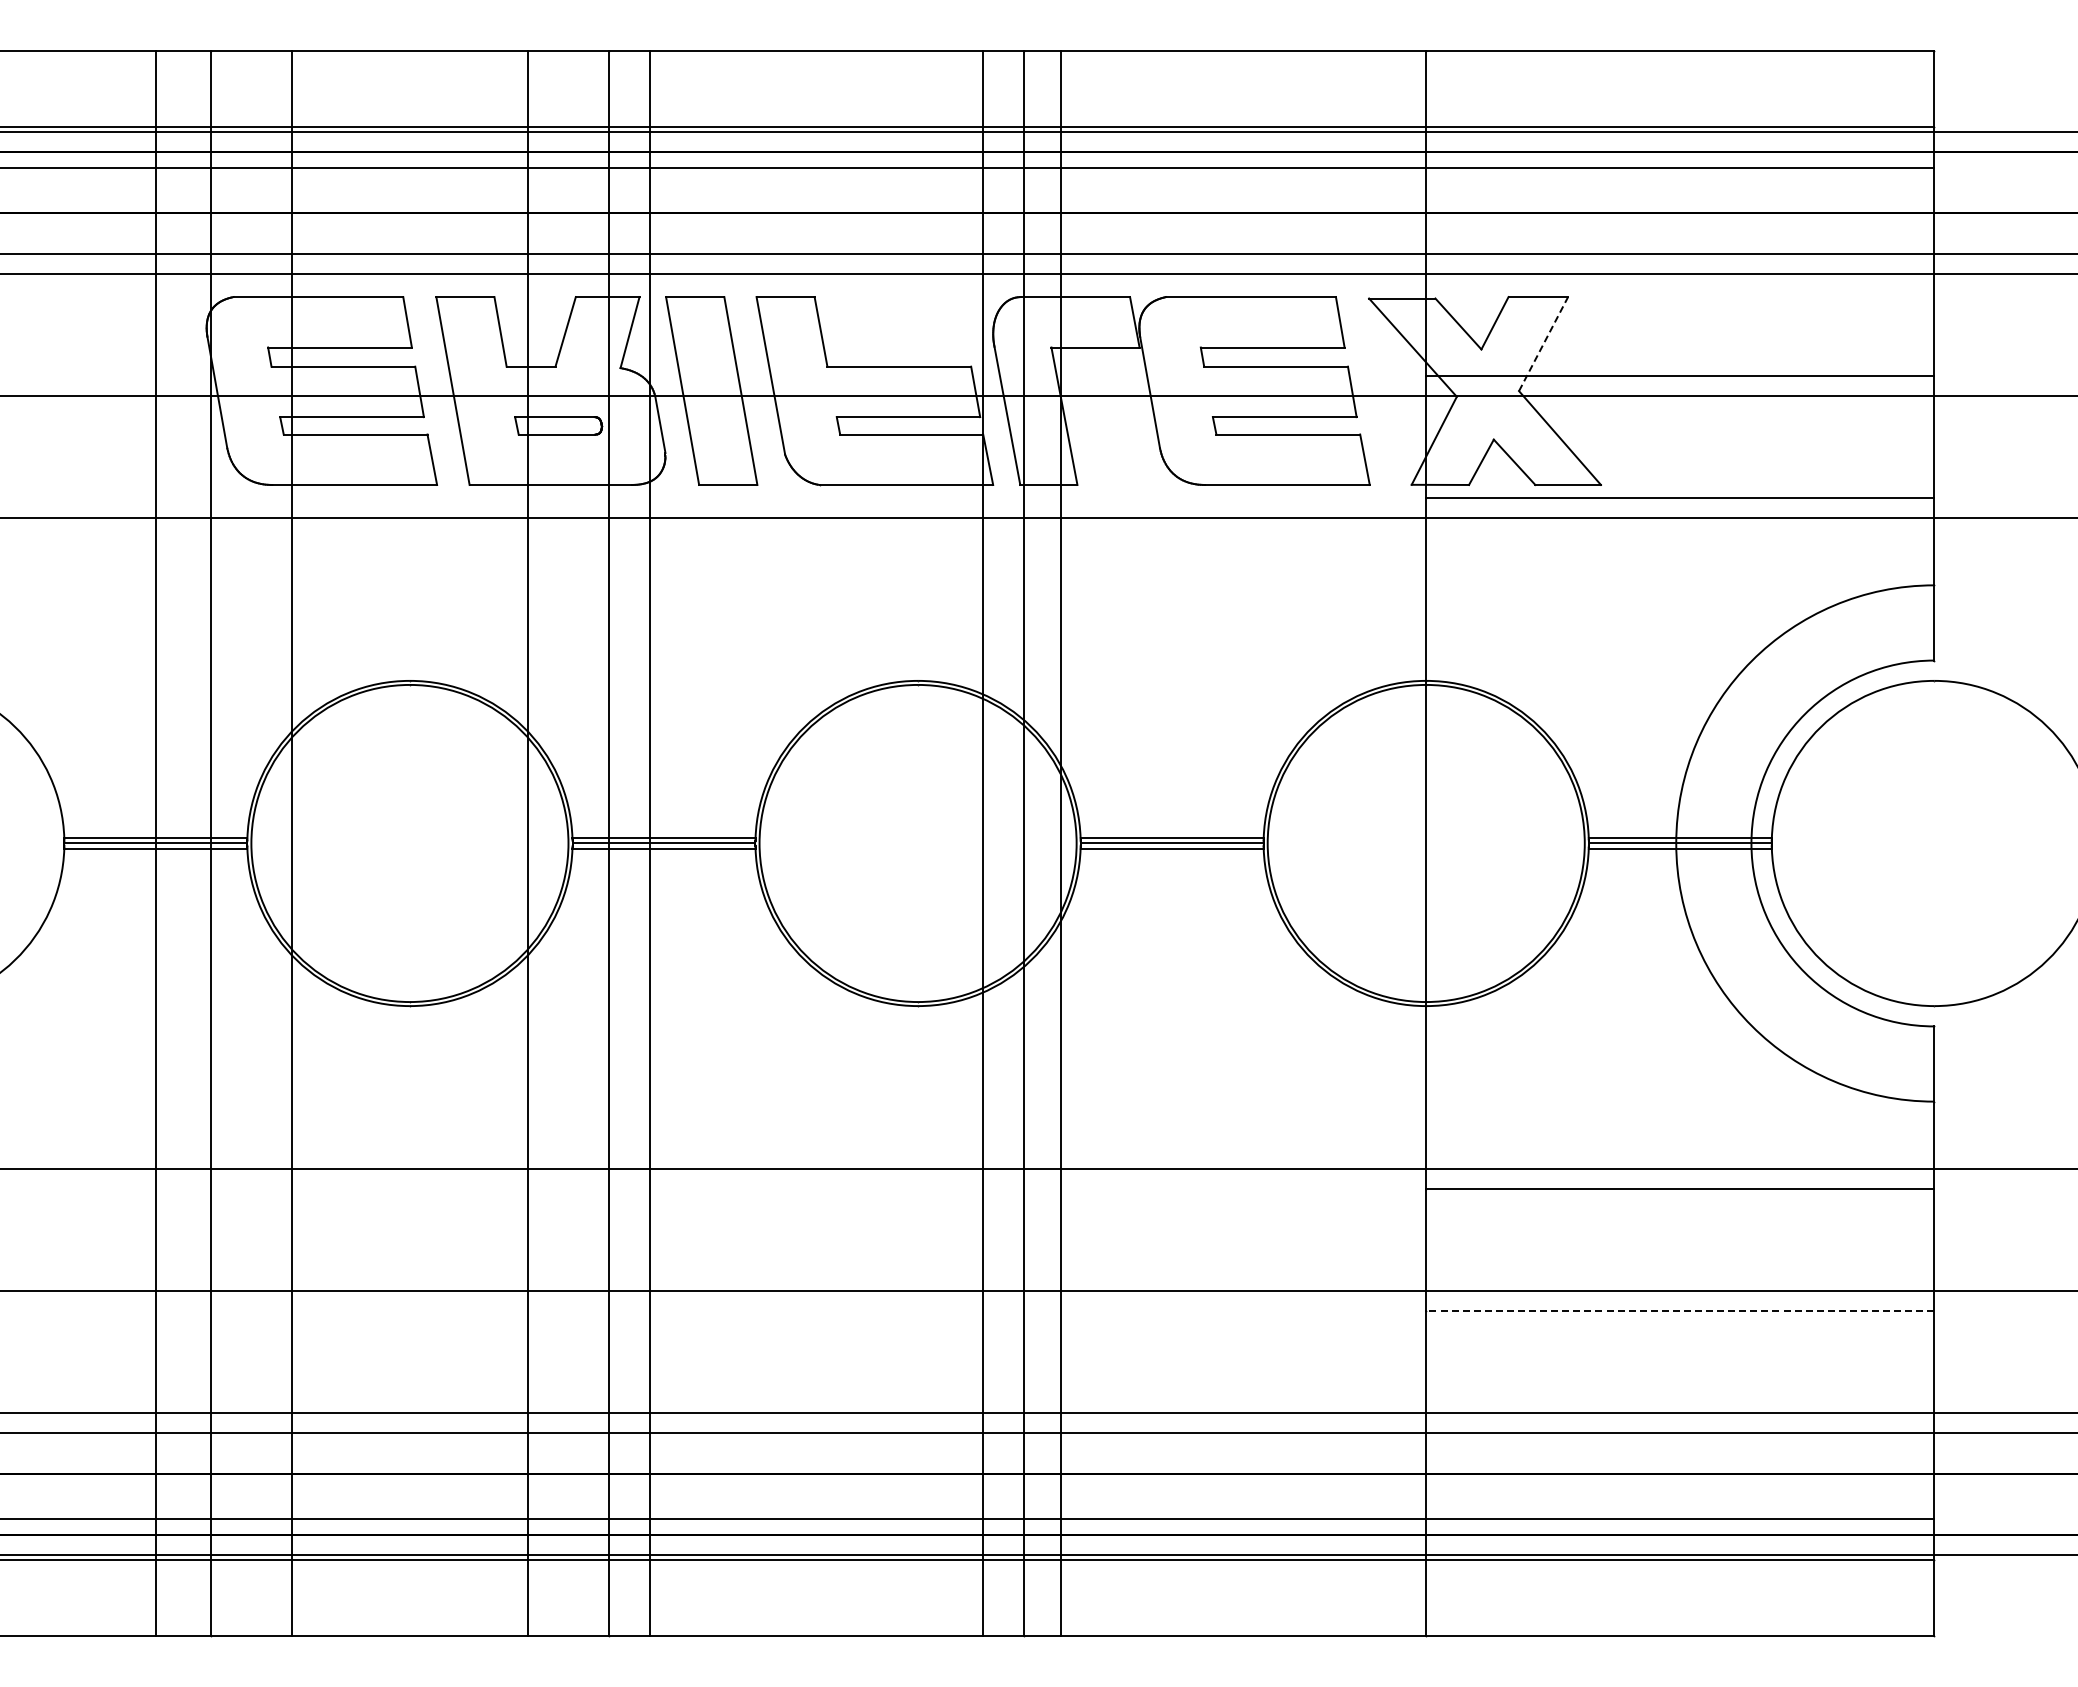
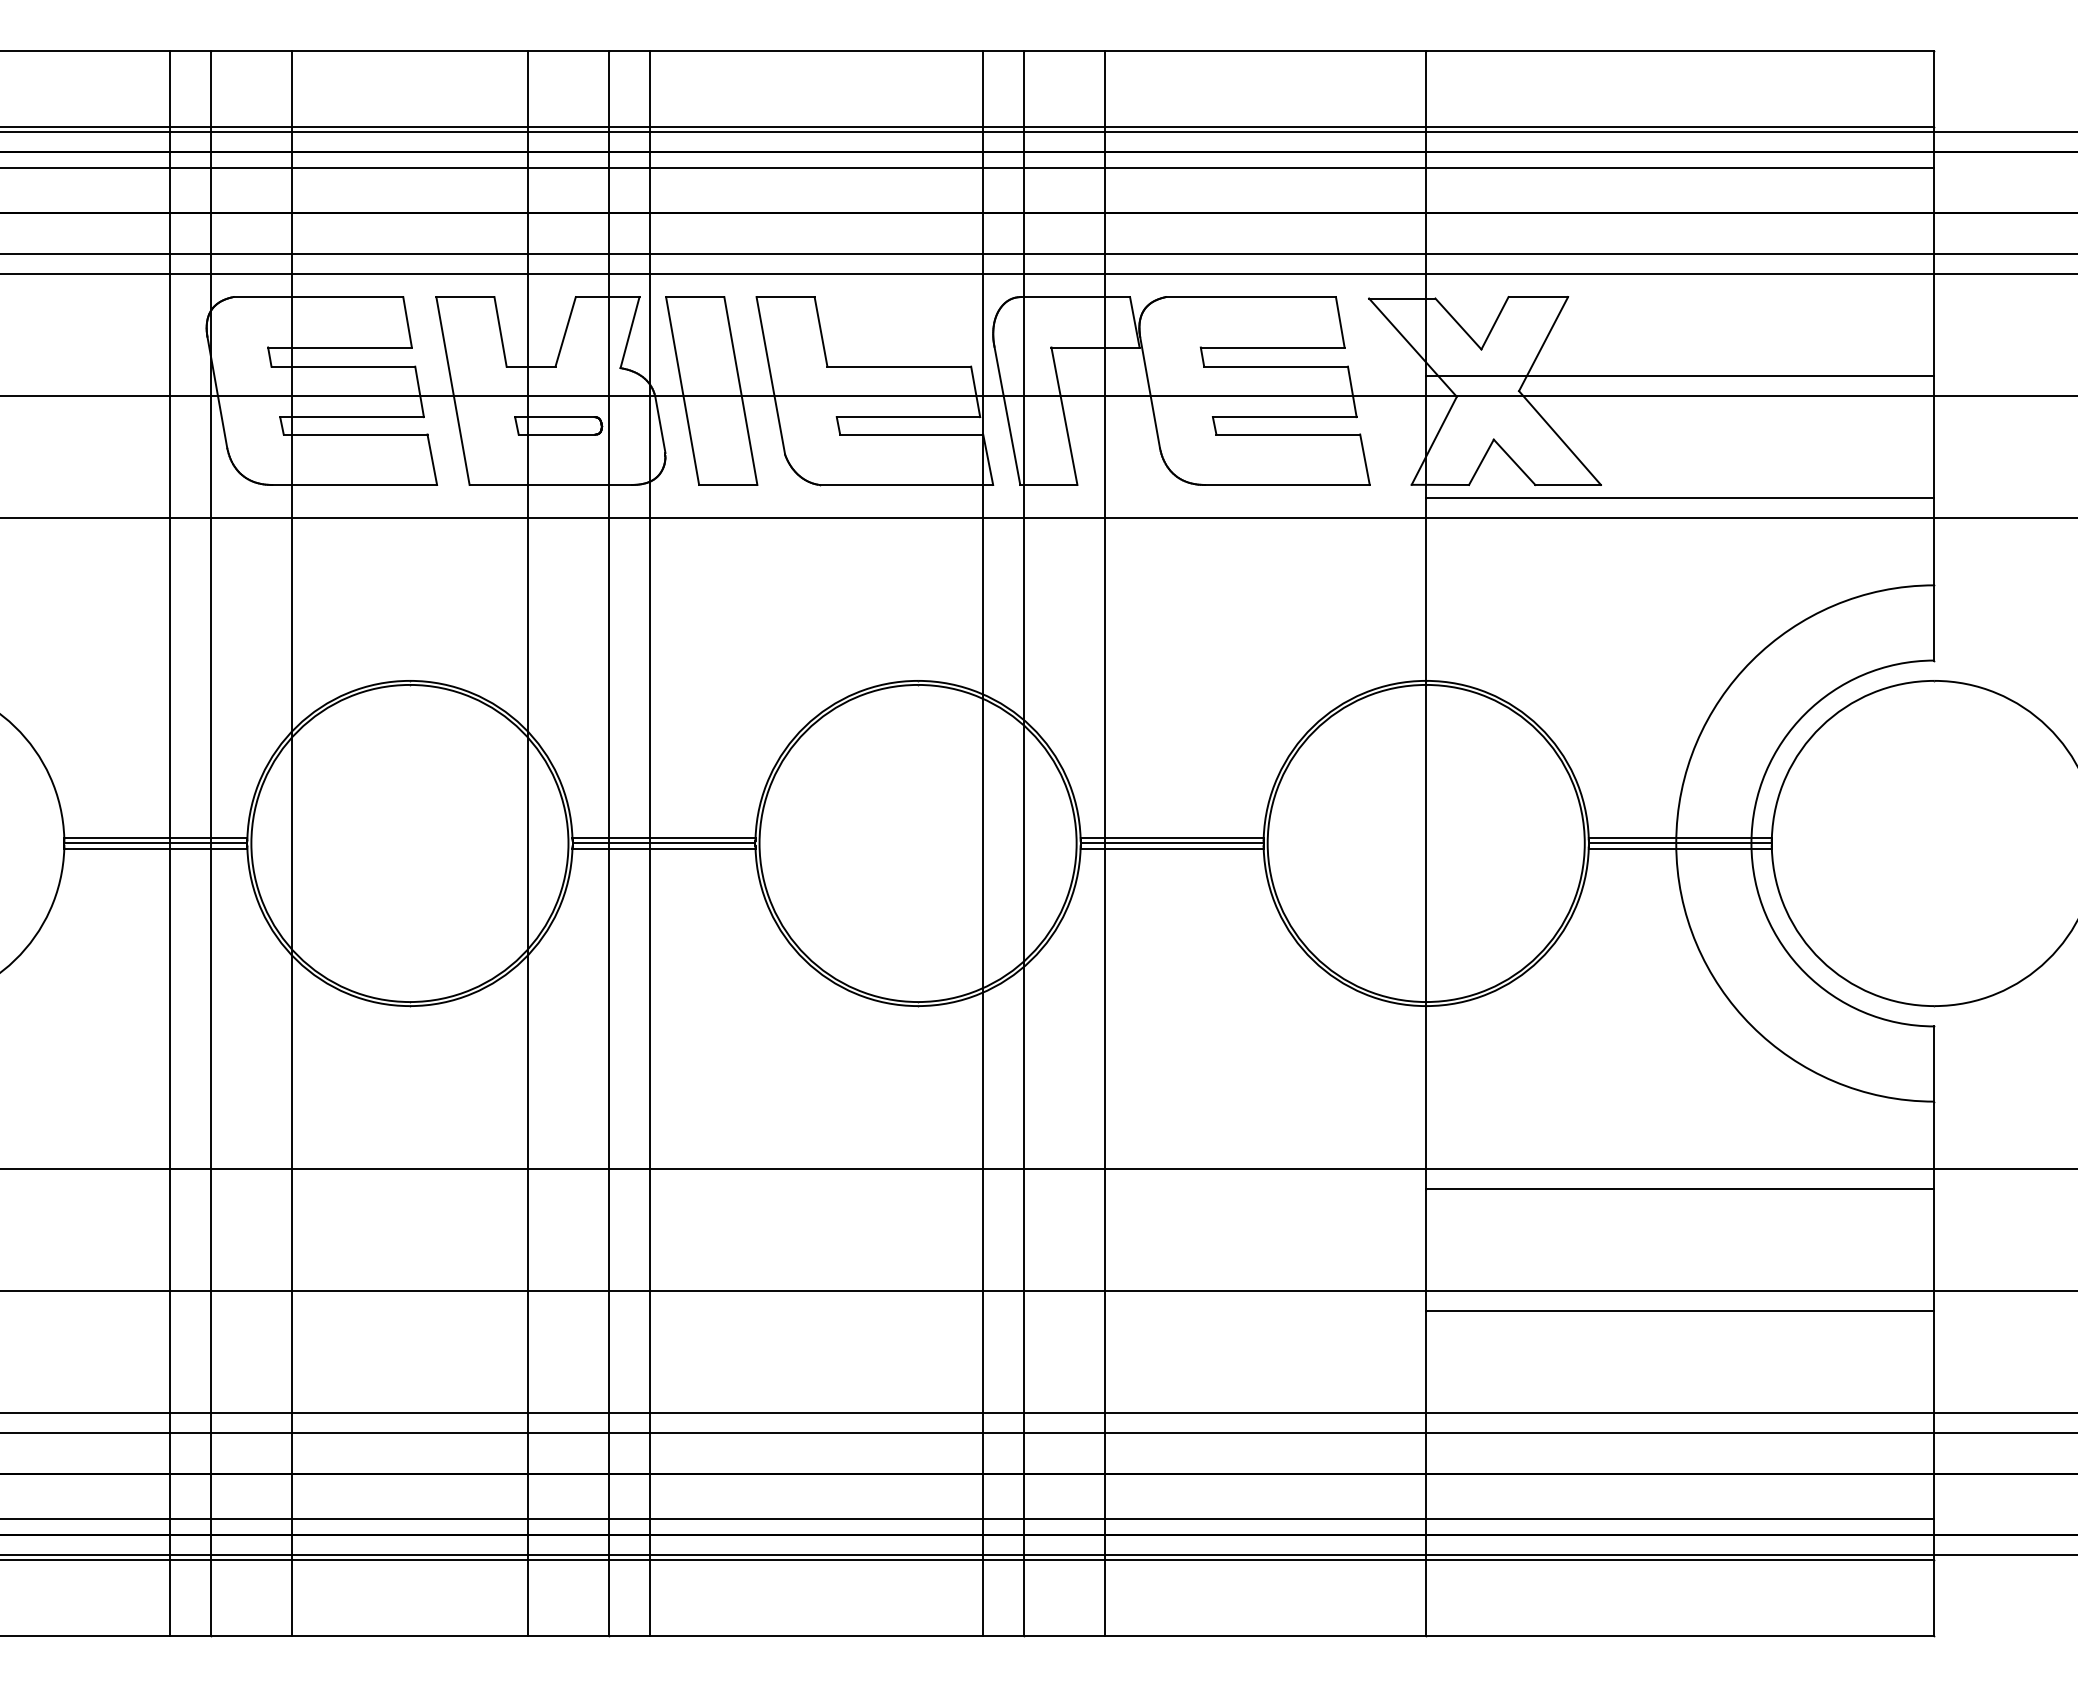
line: dashed -> solid (1543, 343)
line position: (156, 843) -> (170, 843) (170, 843)
line position: (1061, 843) -> (1105, 843) (1105, 843)
line: dashed -> solid (1679, 1310)
